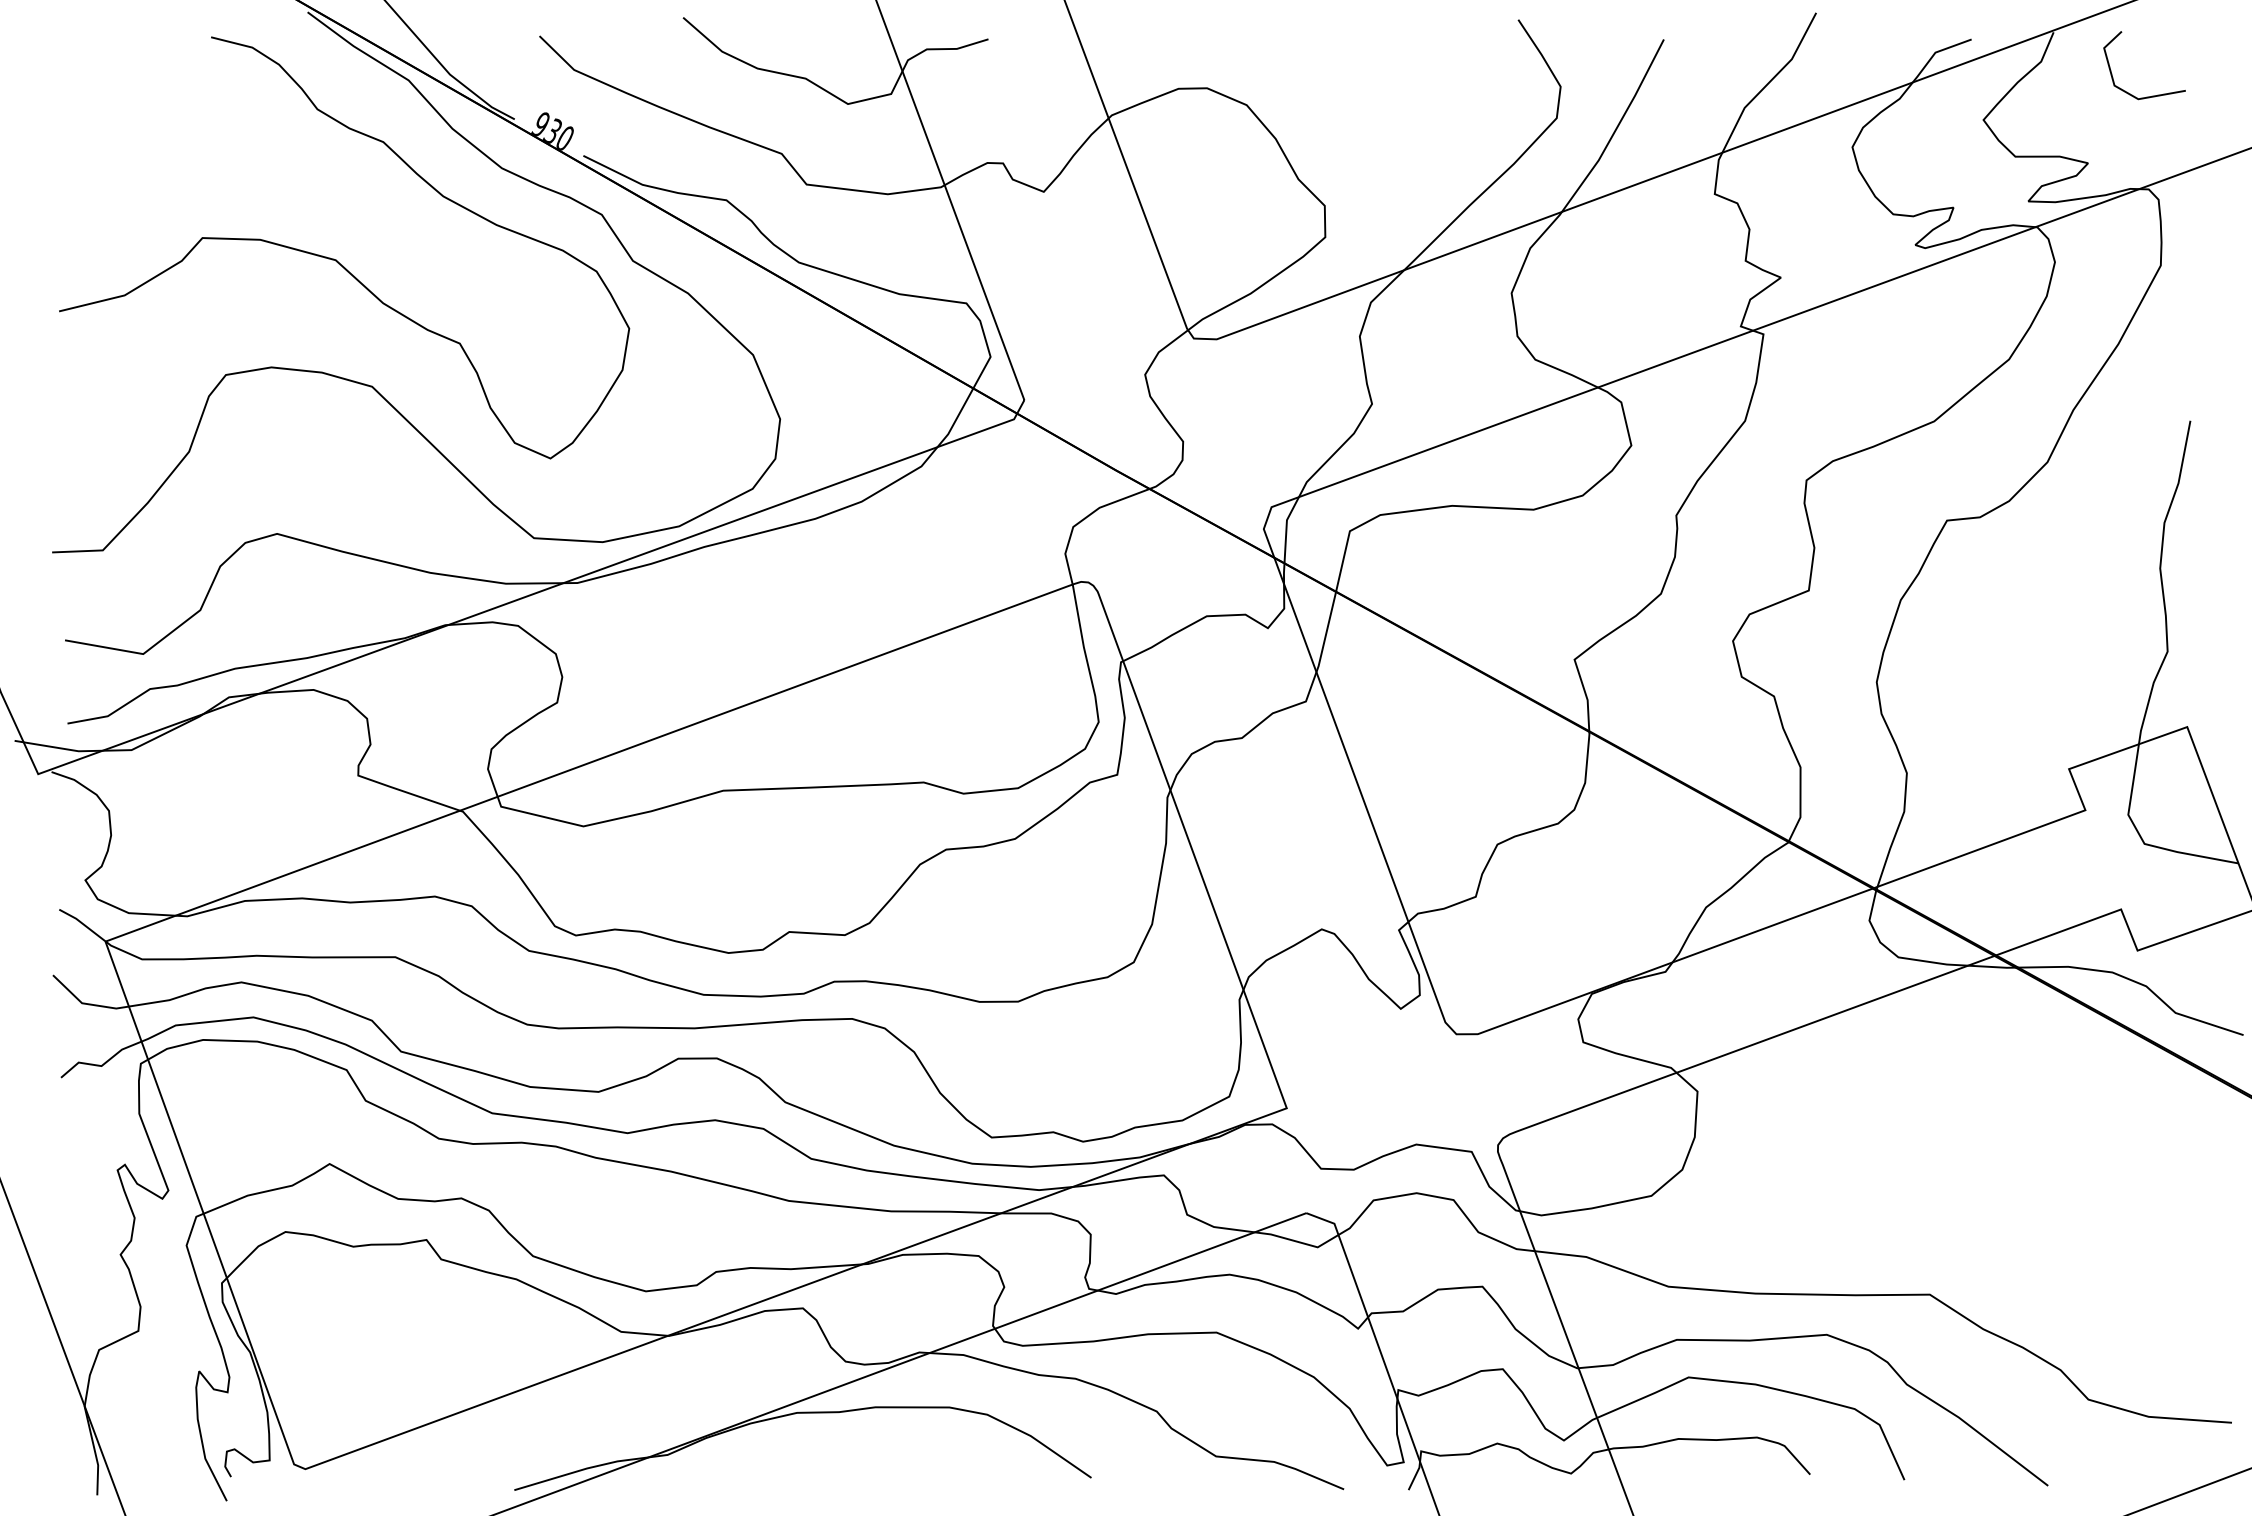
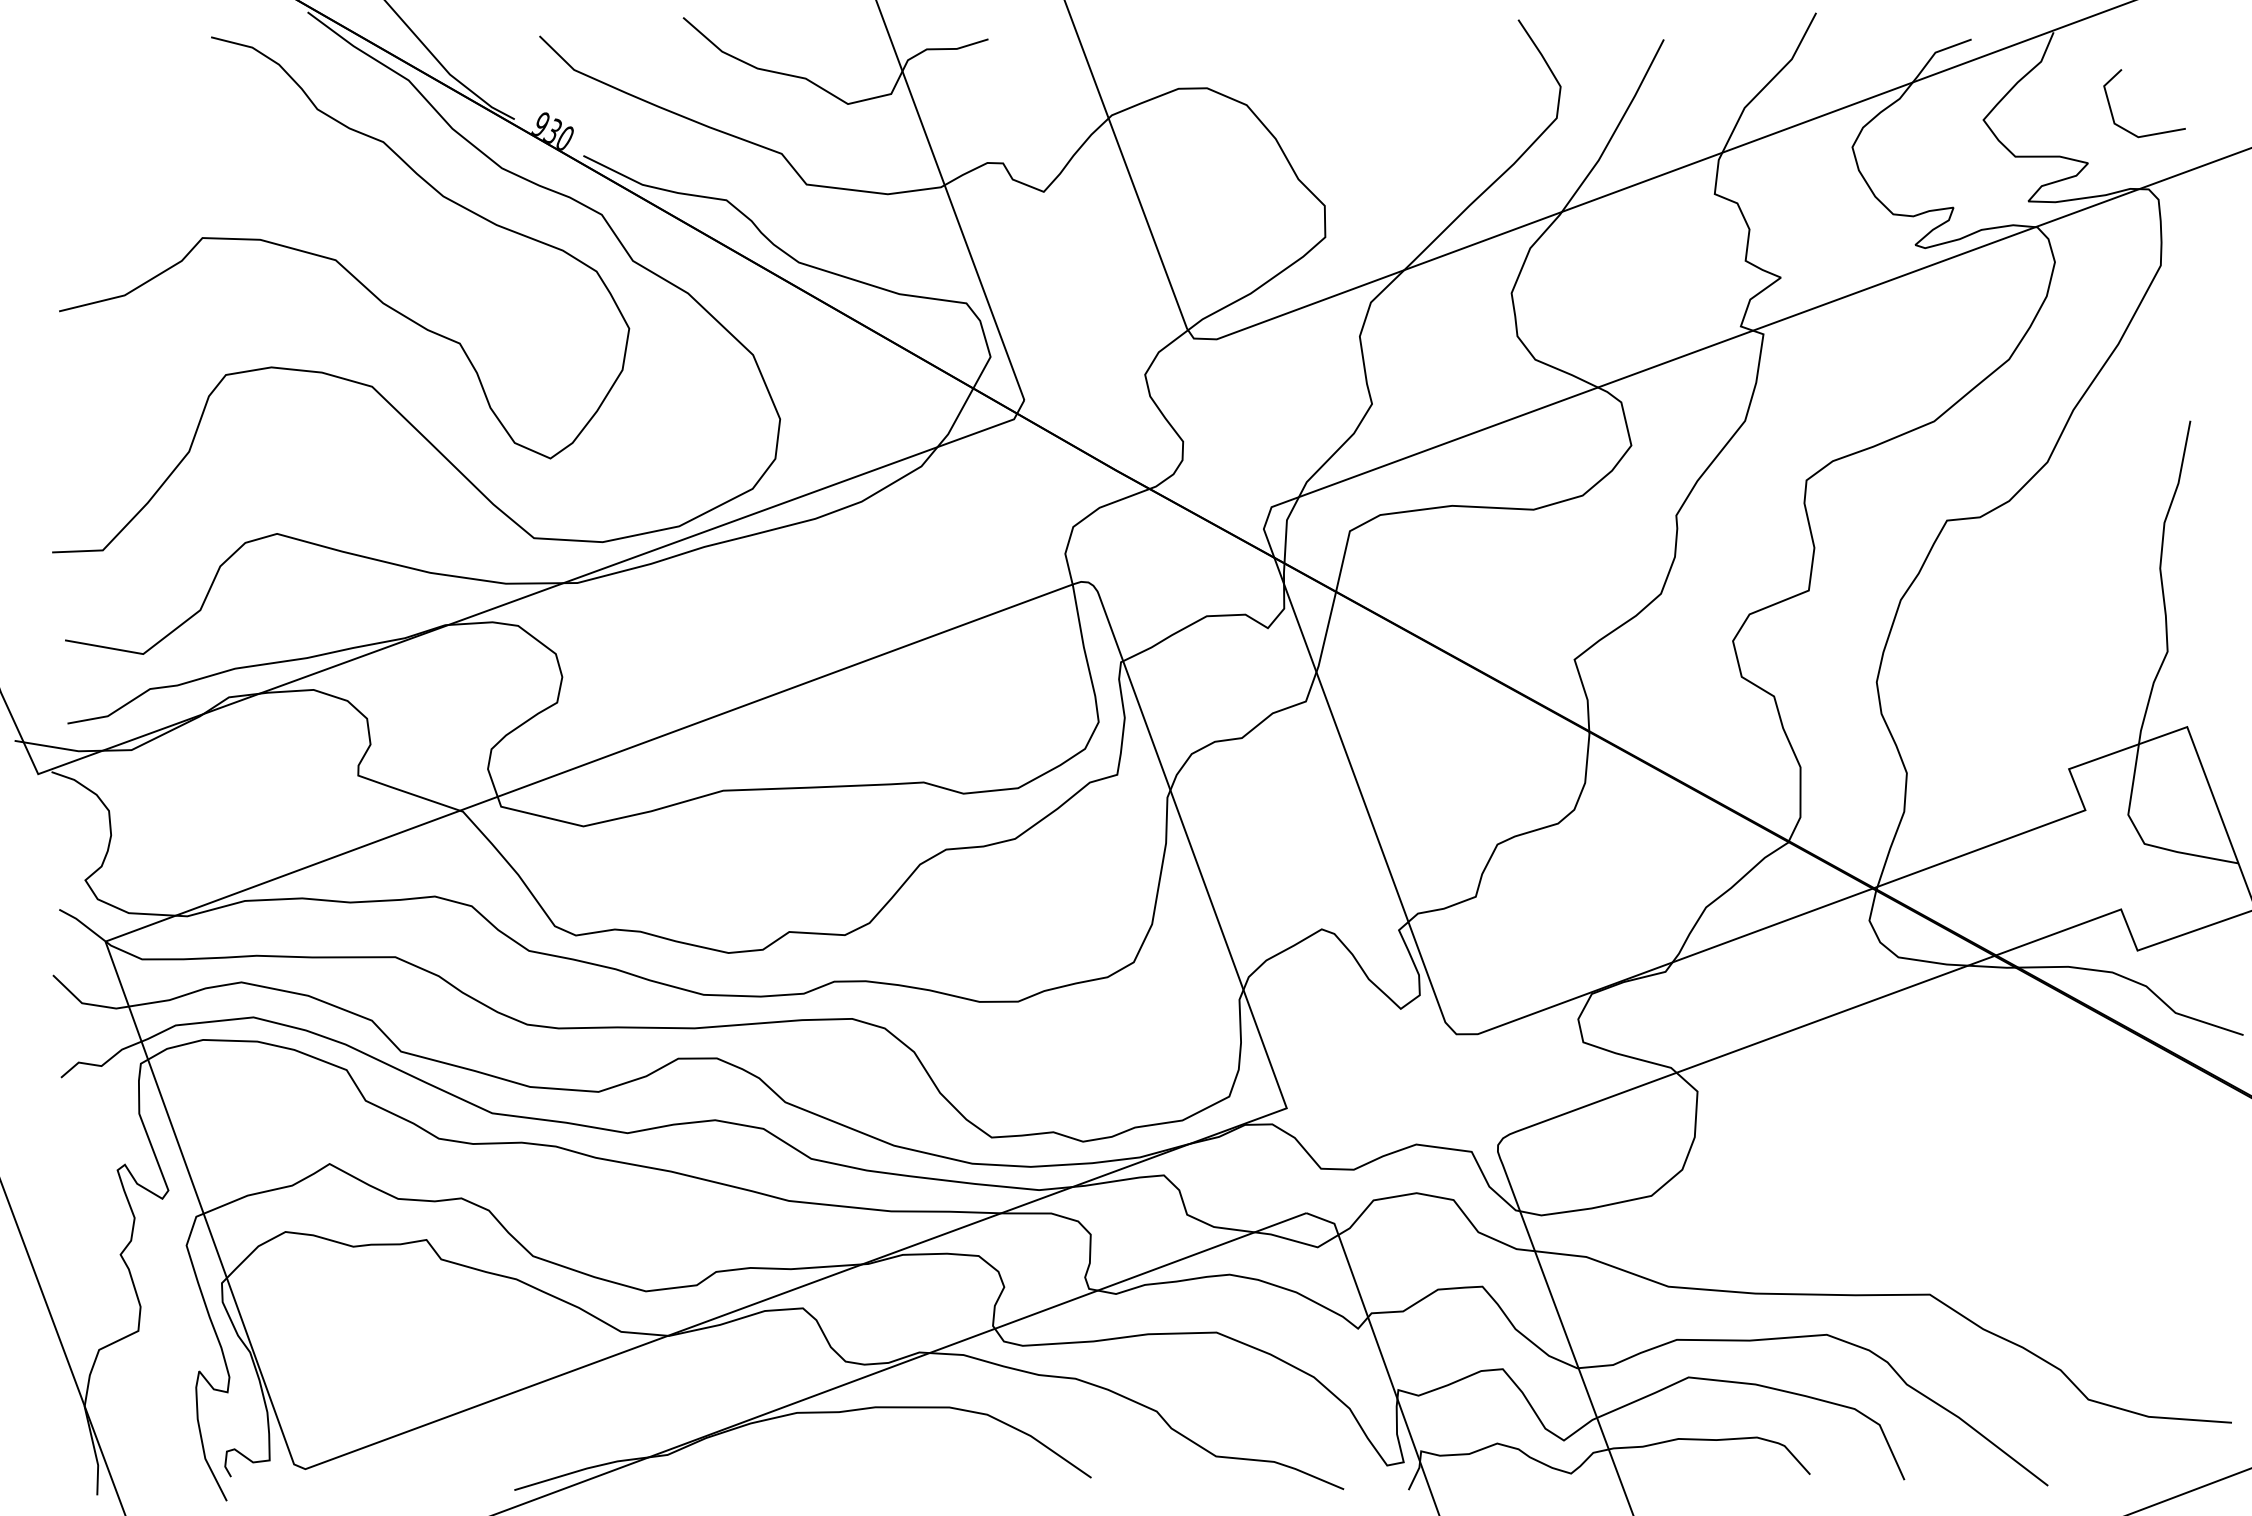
line position: (2152, 95) -> (2152, 133) (2152, 133)
